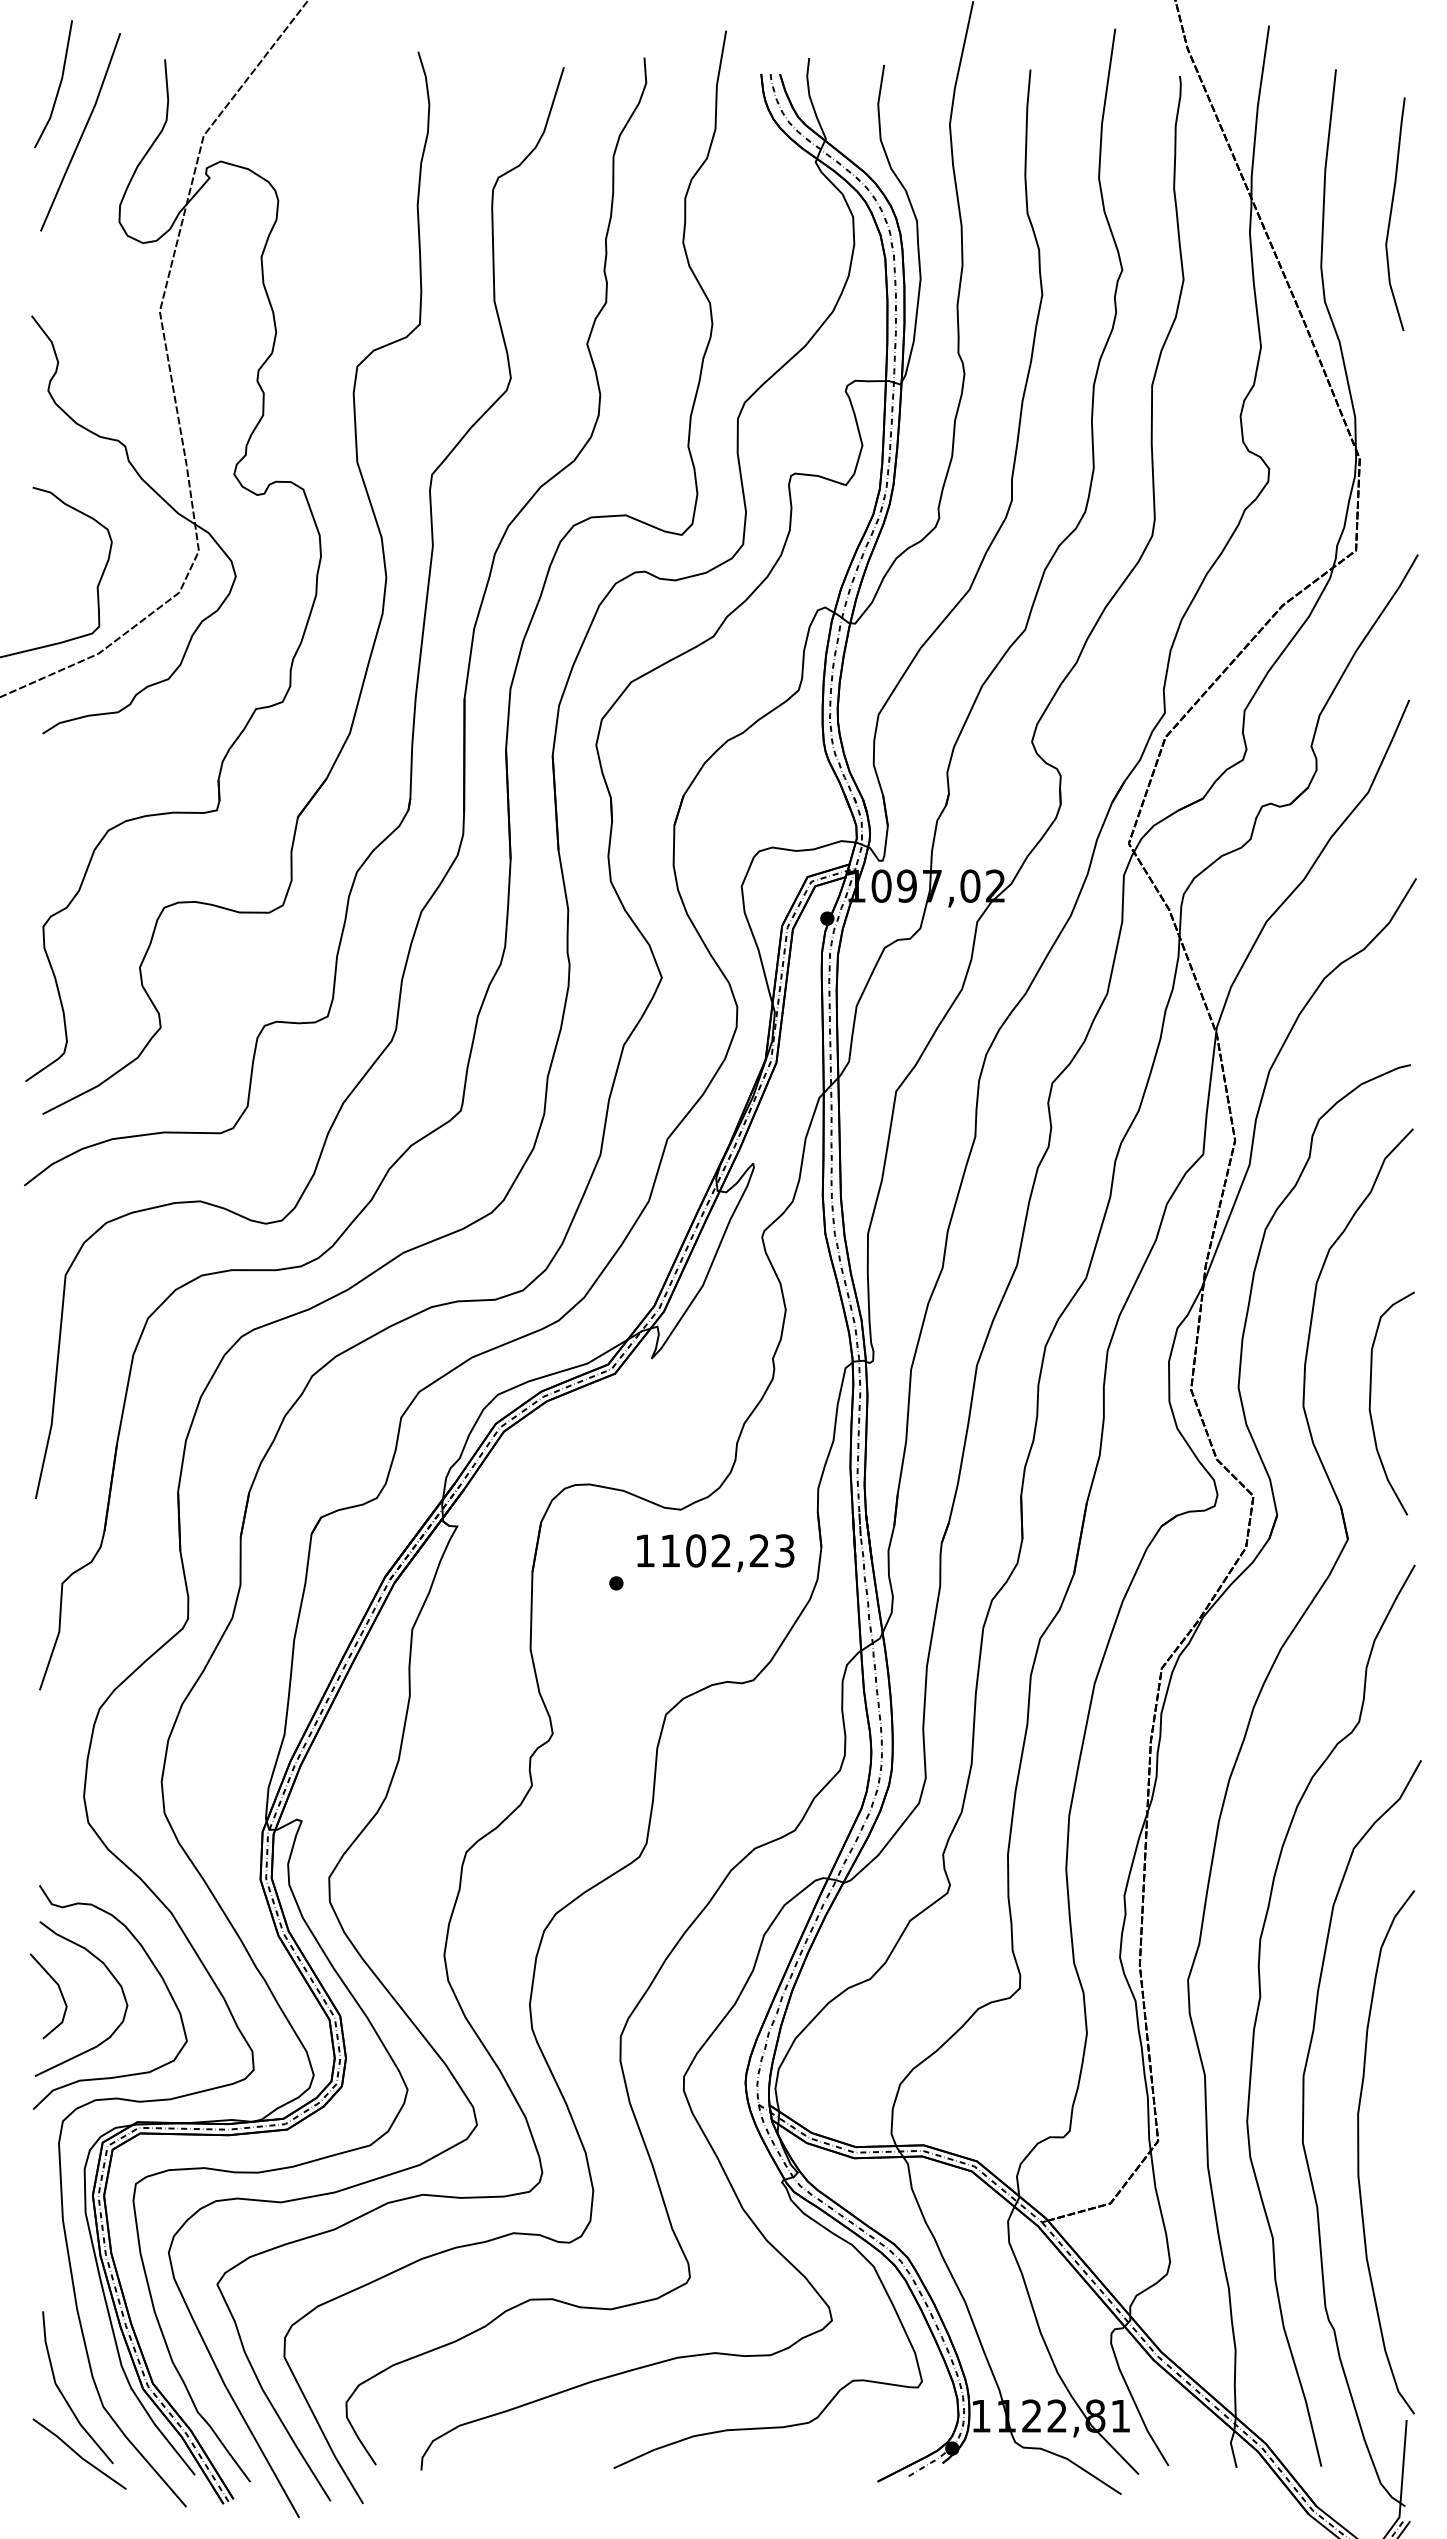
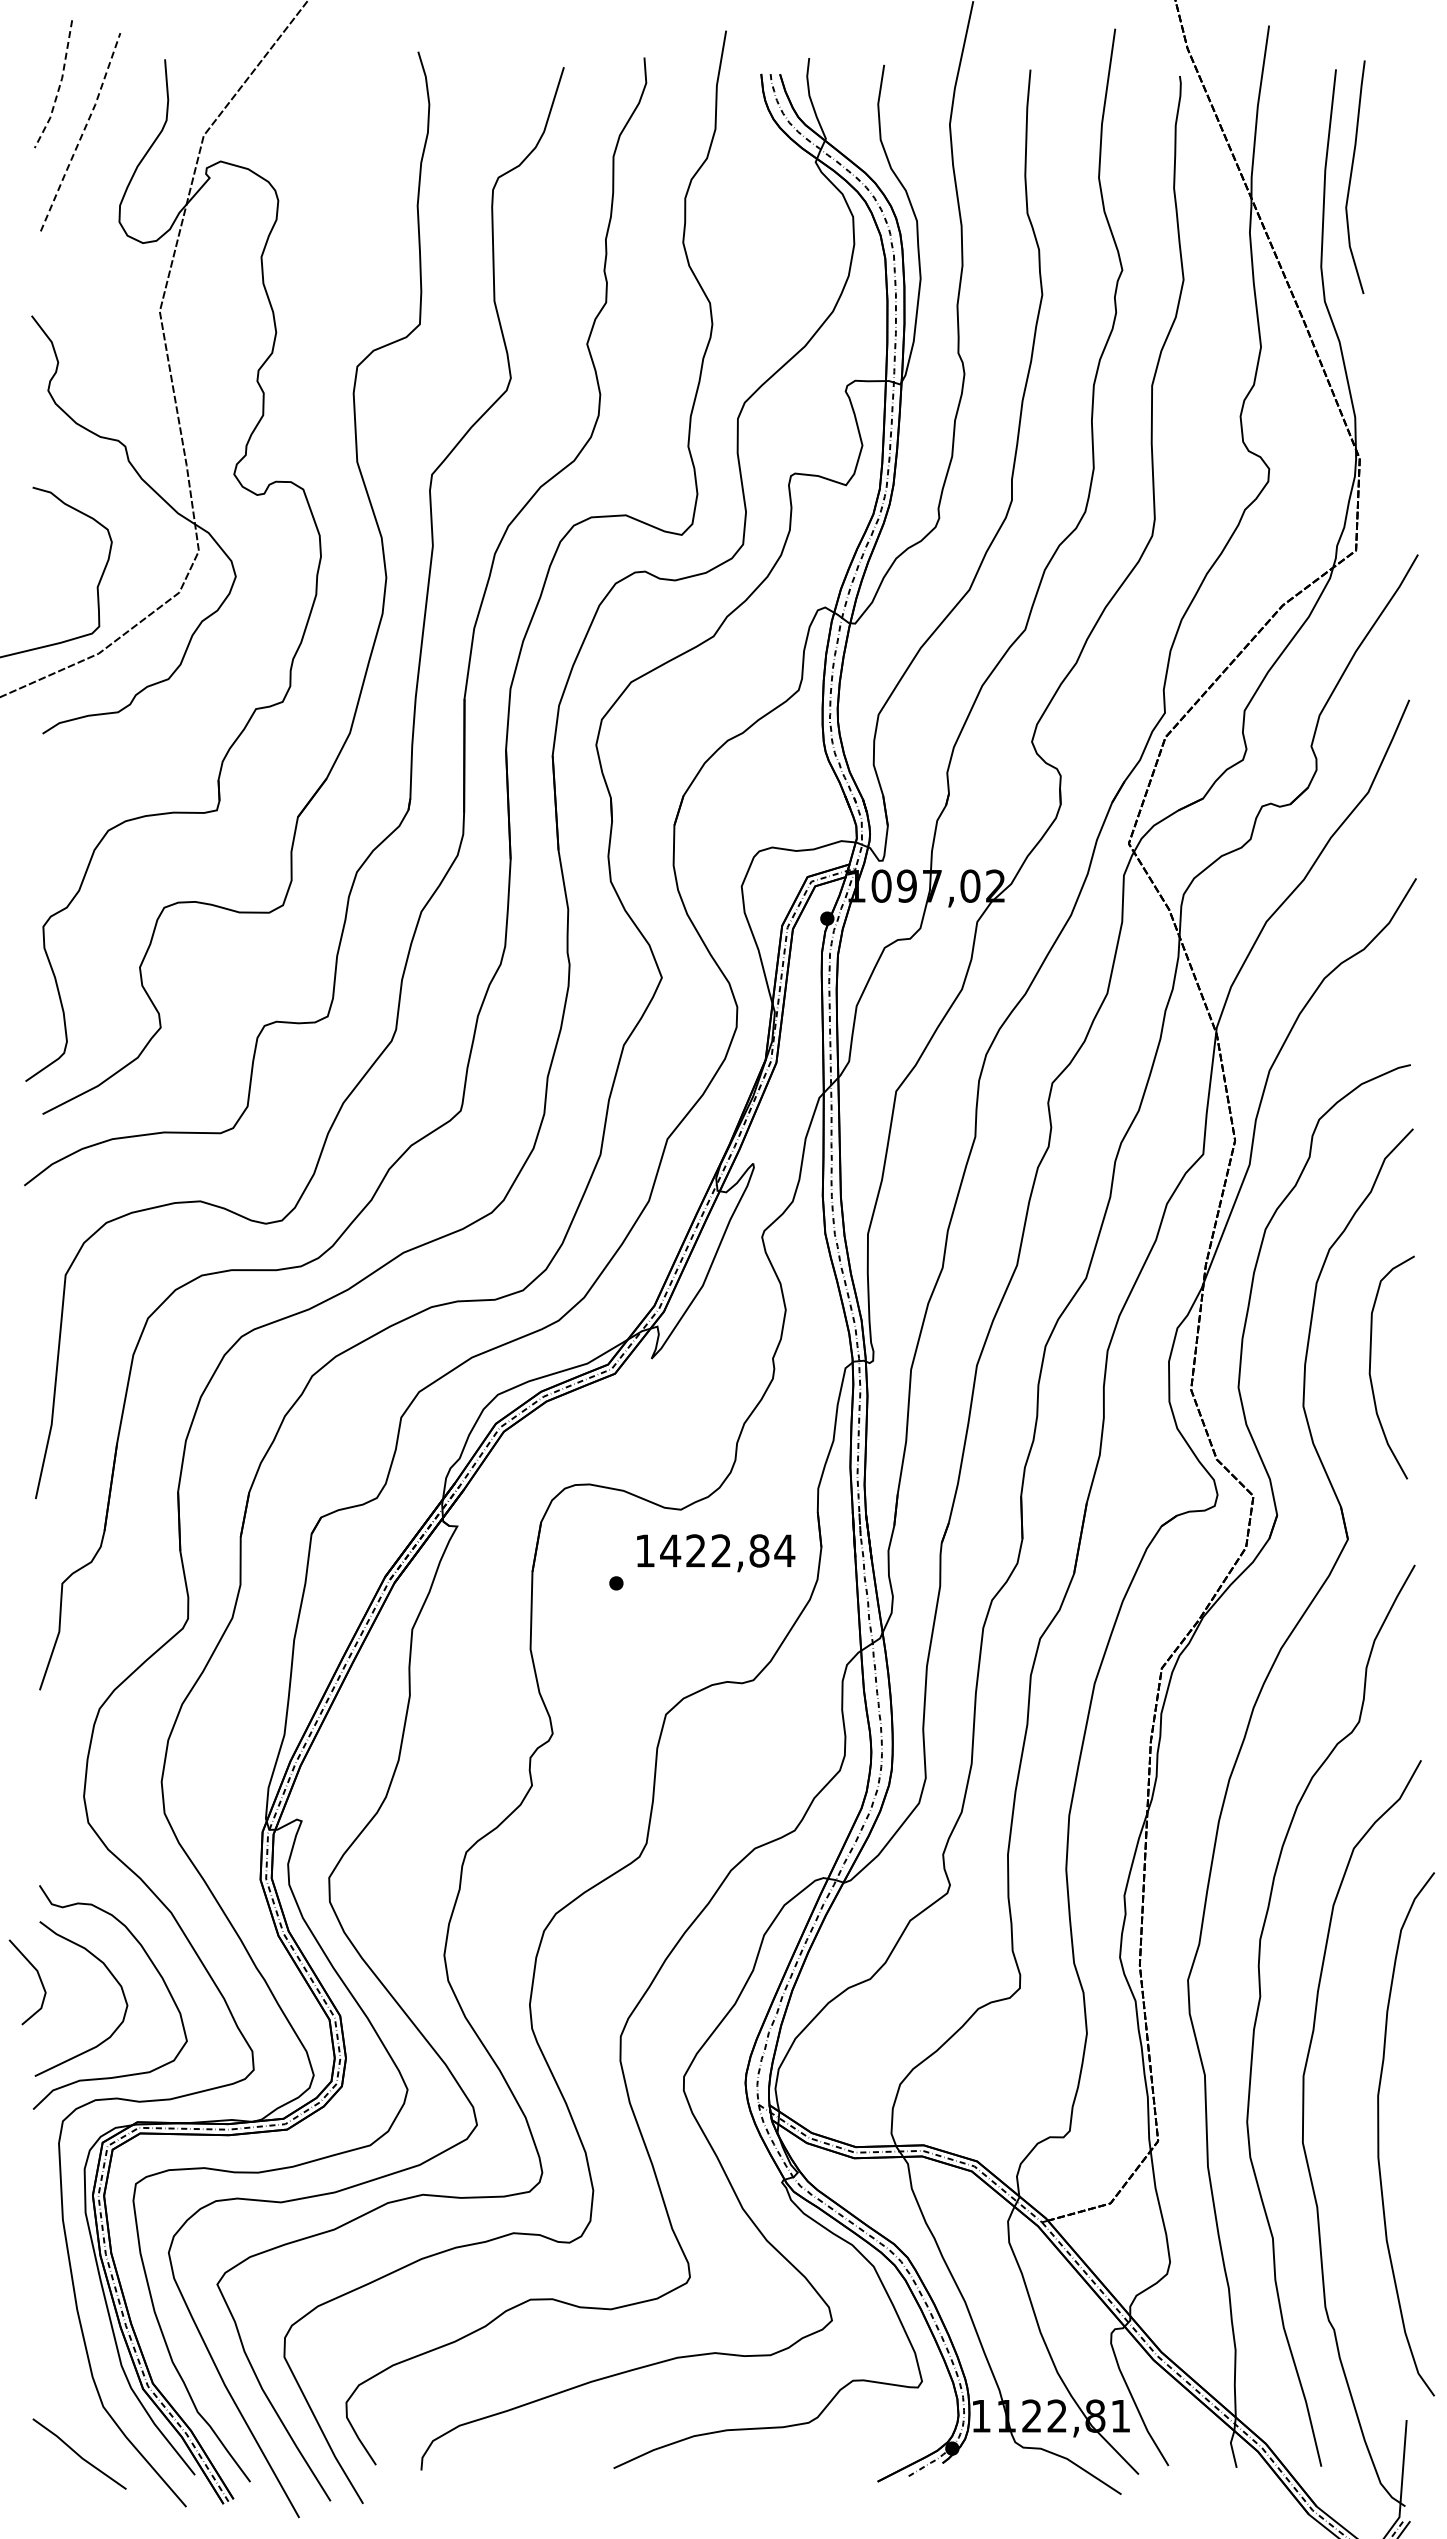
line: solid -> dashed (59, 86)
line: solid -> dashed (83, 132)
curve position: (1391, 213) -> (1351, 176) (1351, 176)
curve position: (1371, 1397) -> (1371, 1361) (1371, 1361)
text: 1102,23 -> 1422,84 (727, 1550)
line position: (59, 1991) -> (38, 1977) (38, 1977)
curve position: (1359, 2152) -> (1379, 2134) (1379, 2134)
line: present -> none (65, 2397)
